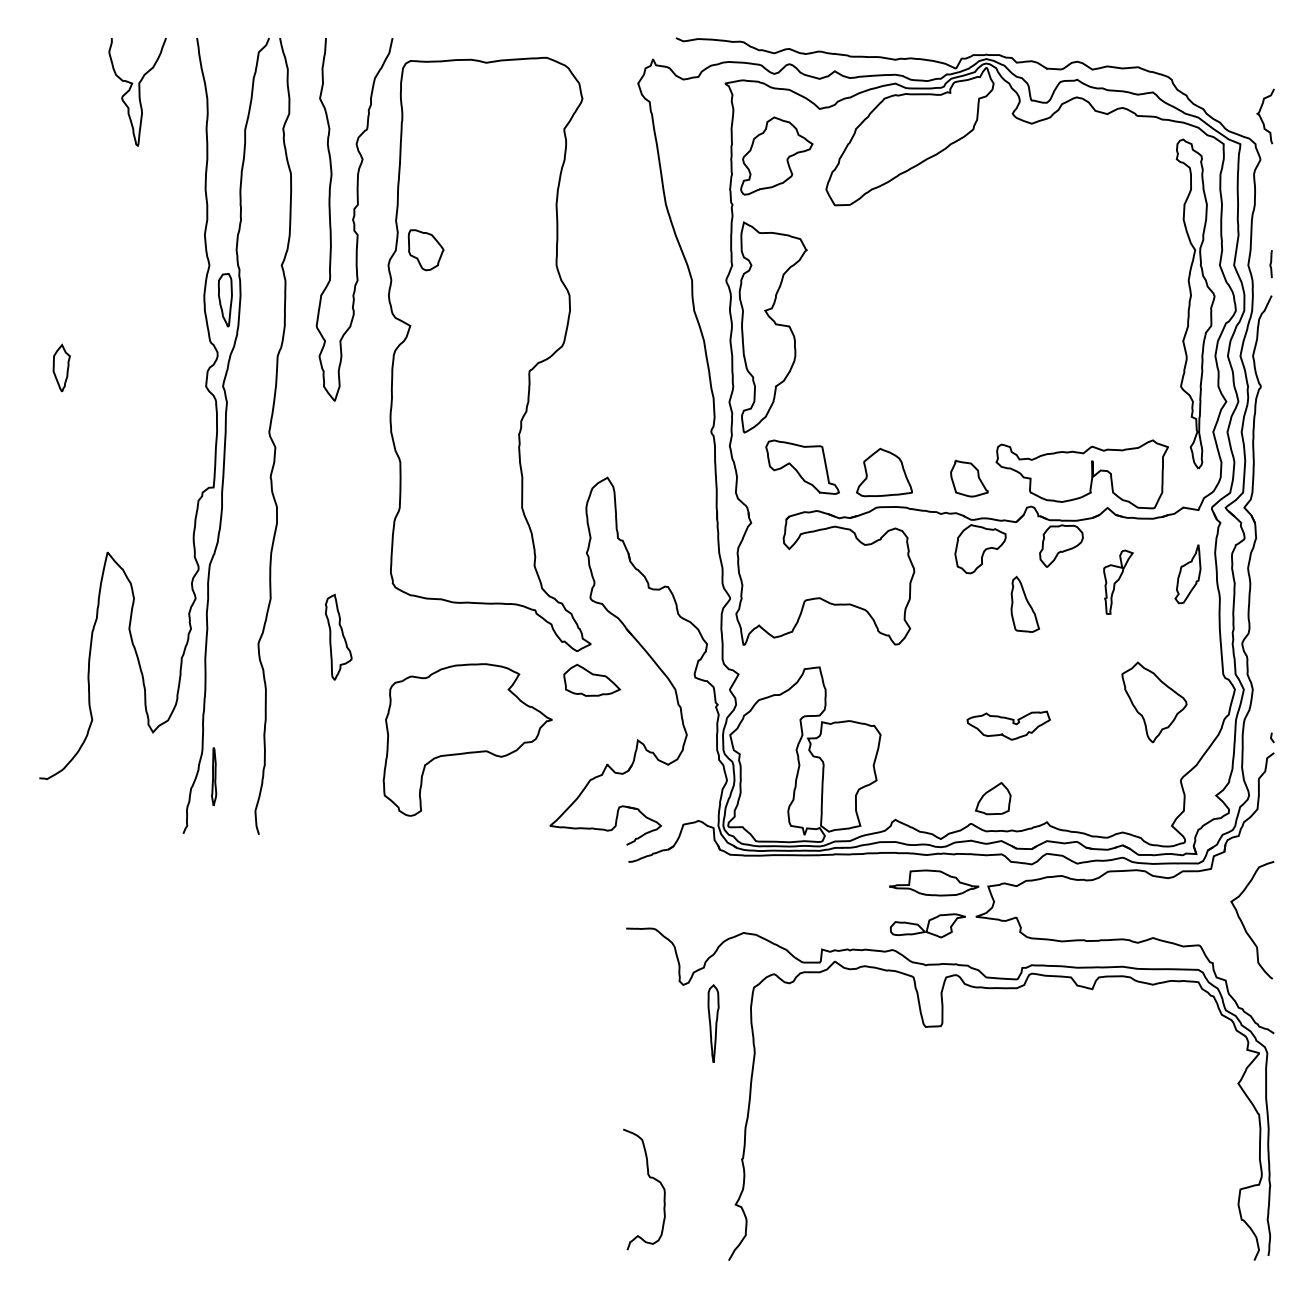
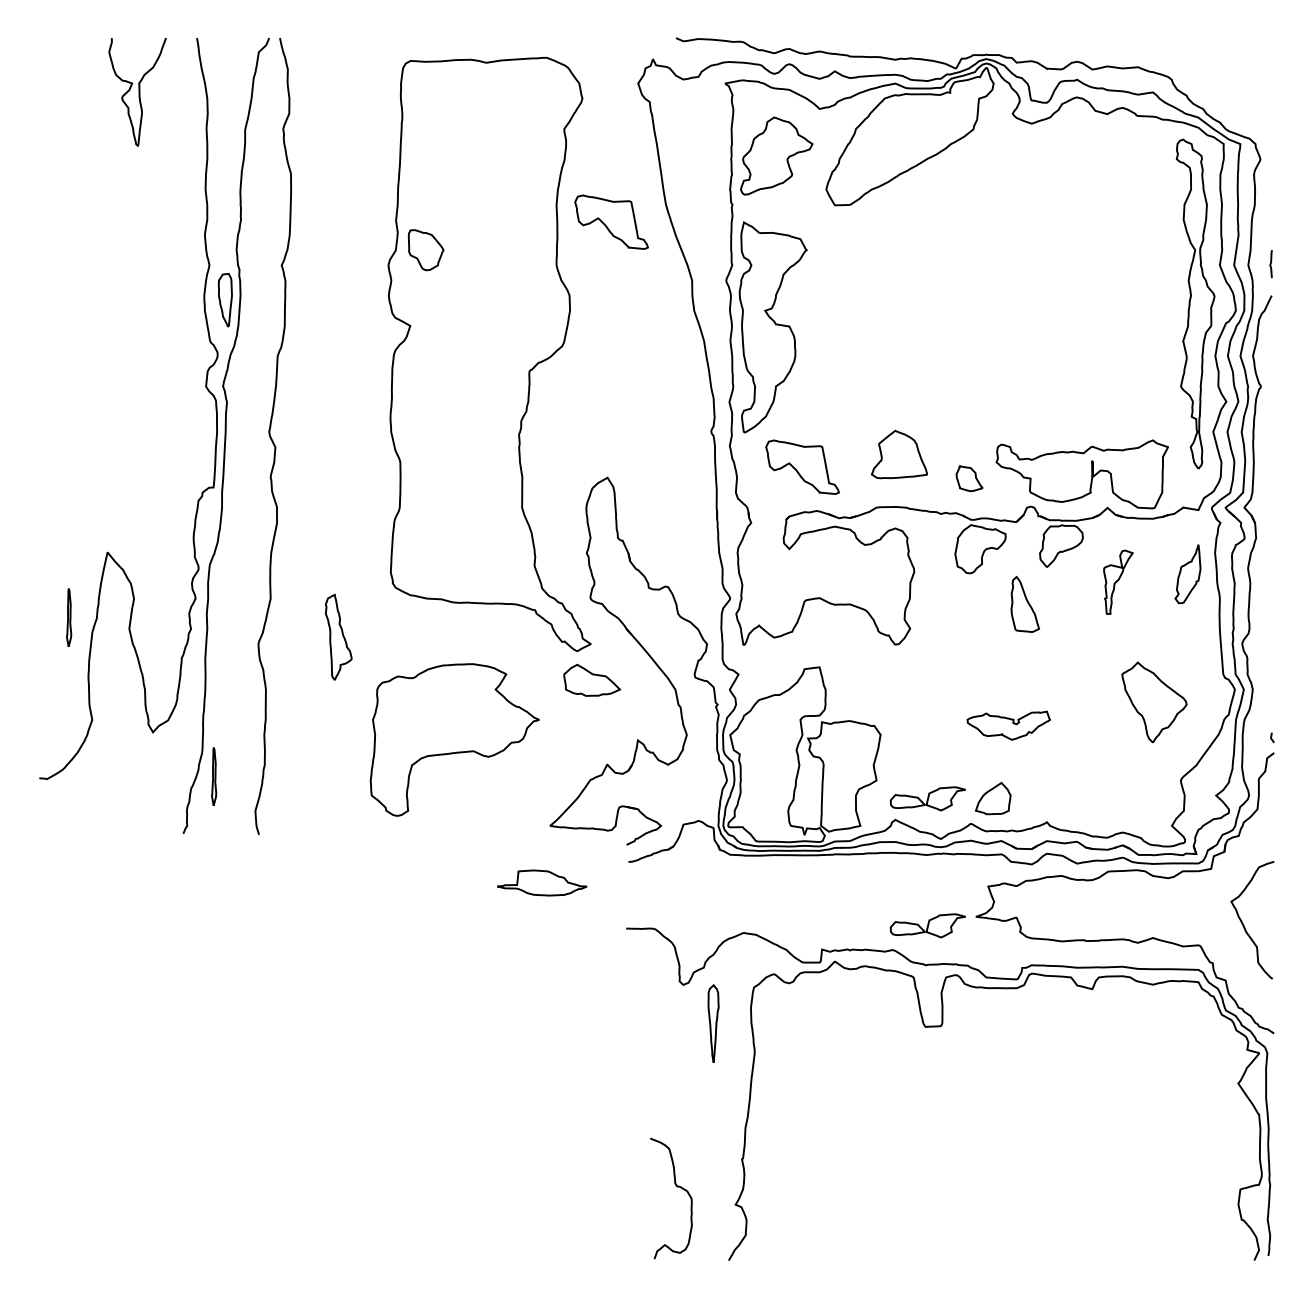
curve: present -> none (1261, 117)
curve: present -> none (354, 219)
part: none -> present (611, 221)
part: present -> none (61, 367)
part position: (884, 472) -> (899, 454) (899, 454)
part size: 39x39 px -> 29x27 px (969, 478)
part: none -> present (69, 617)
part position: (467, 739) -> (454, 739) (454, 739)
part: none -> present (927, 798)
part position: (934, 882) -> (542, 882) (542, 882)
curve position: (649, 1178) -> (676, 1187) (676, 1187)
